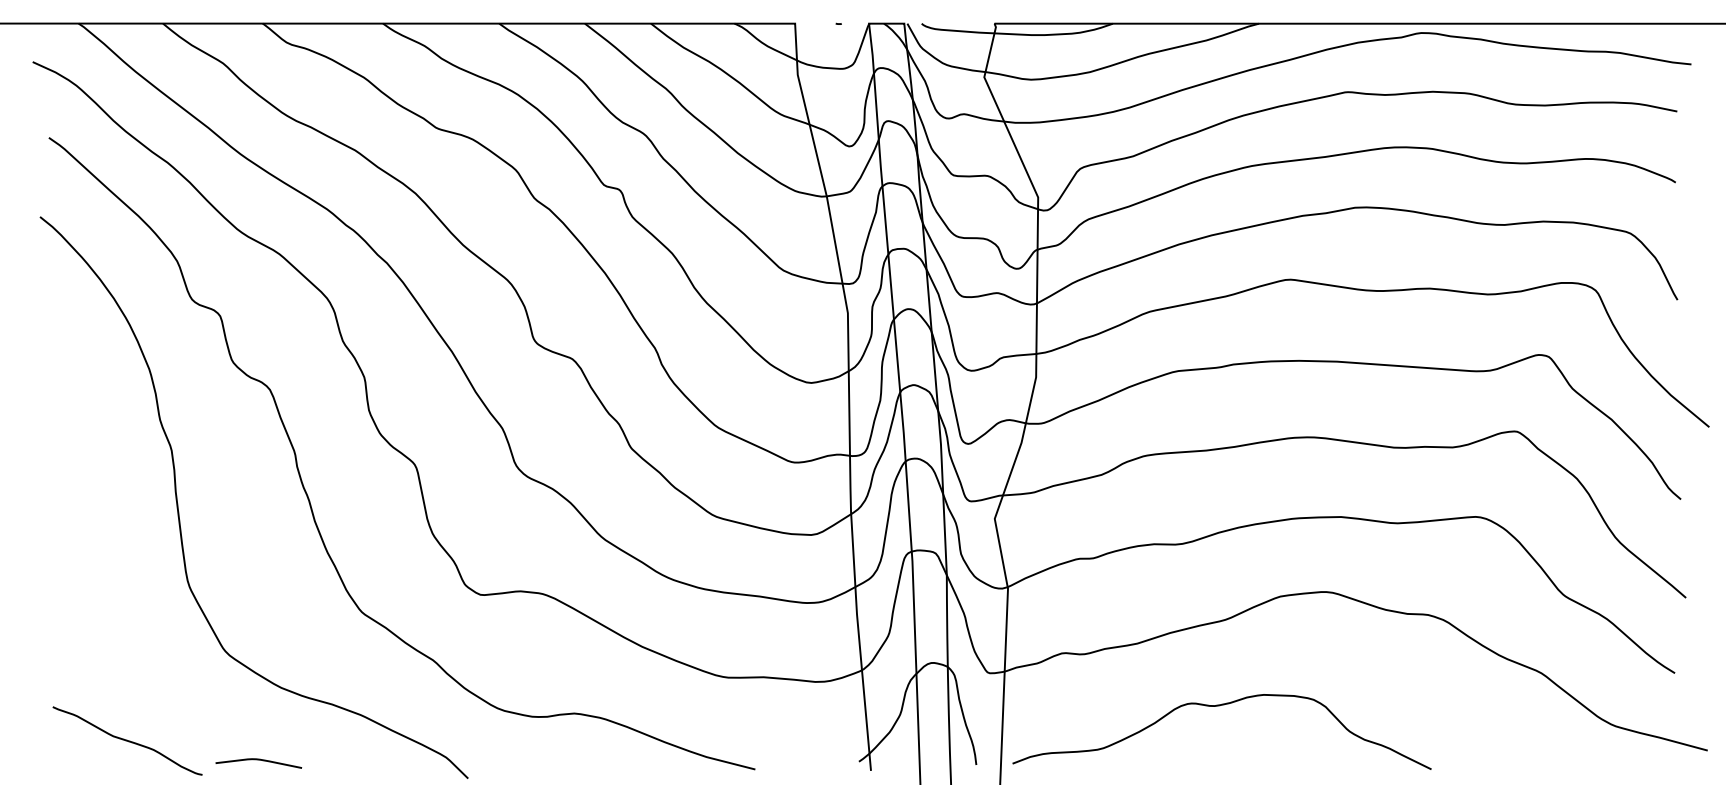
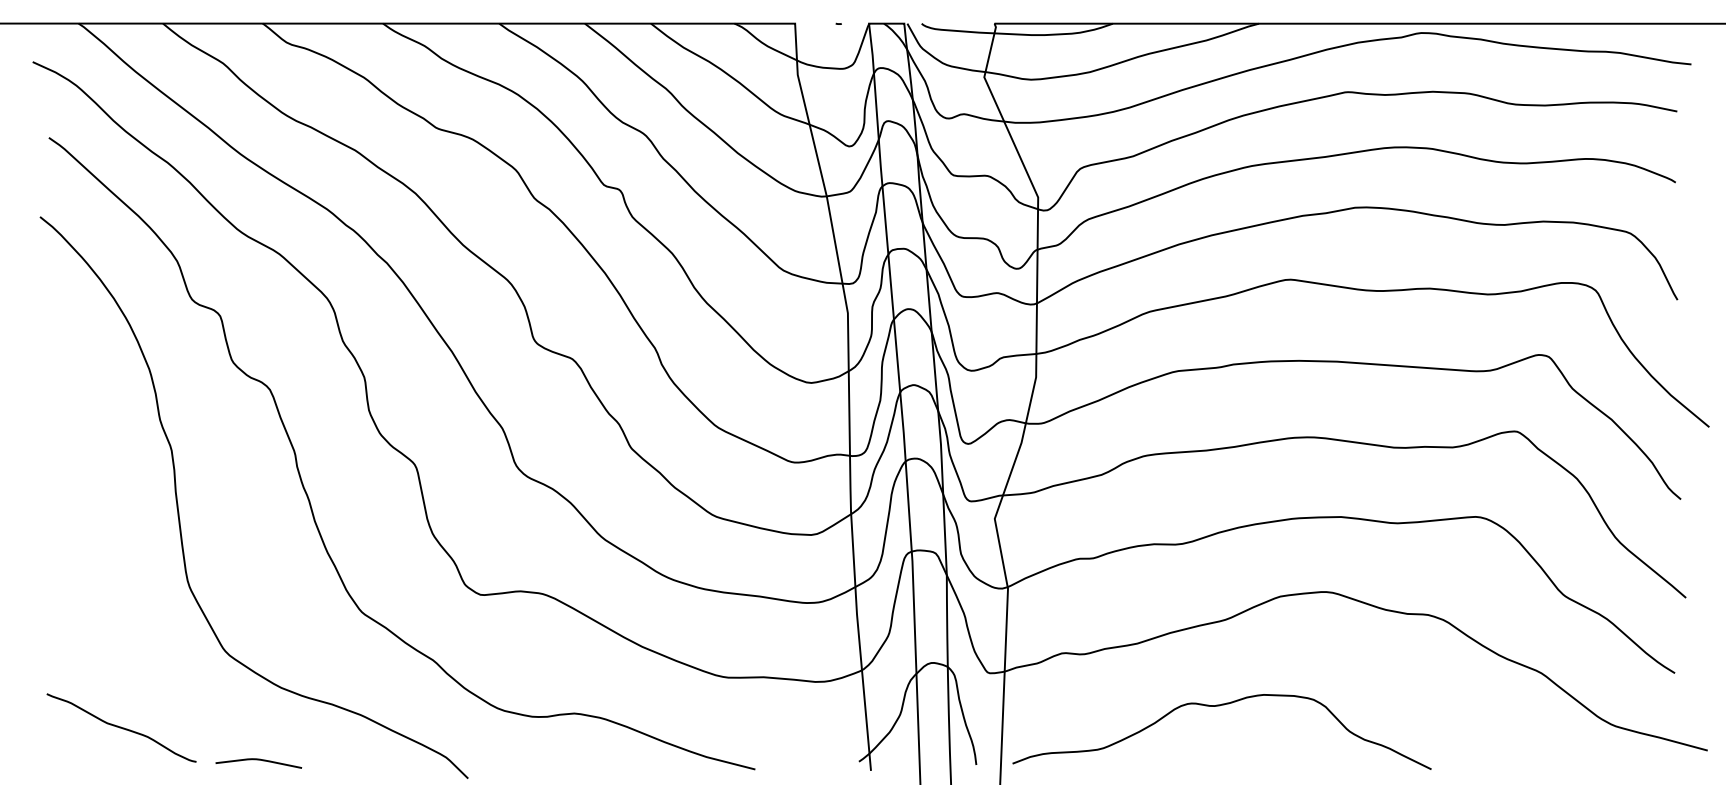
curve position: (127, 740) -> (121, 727) (121, 727)
